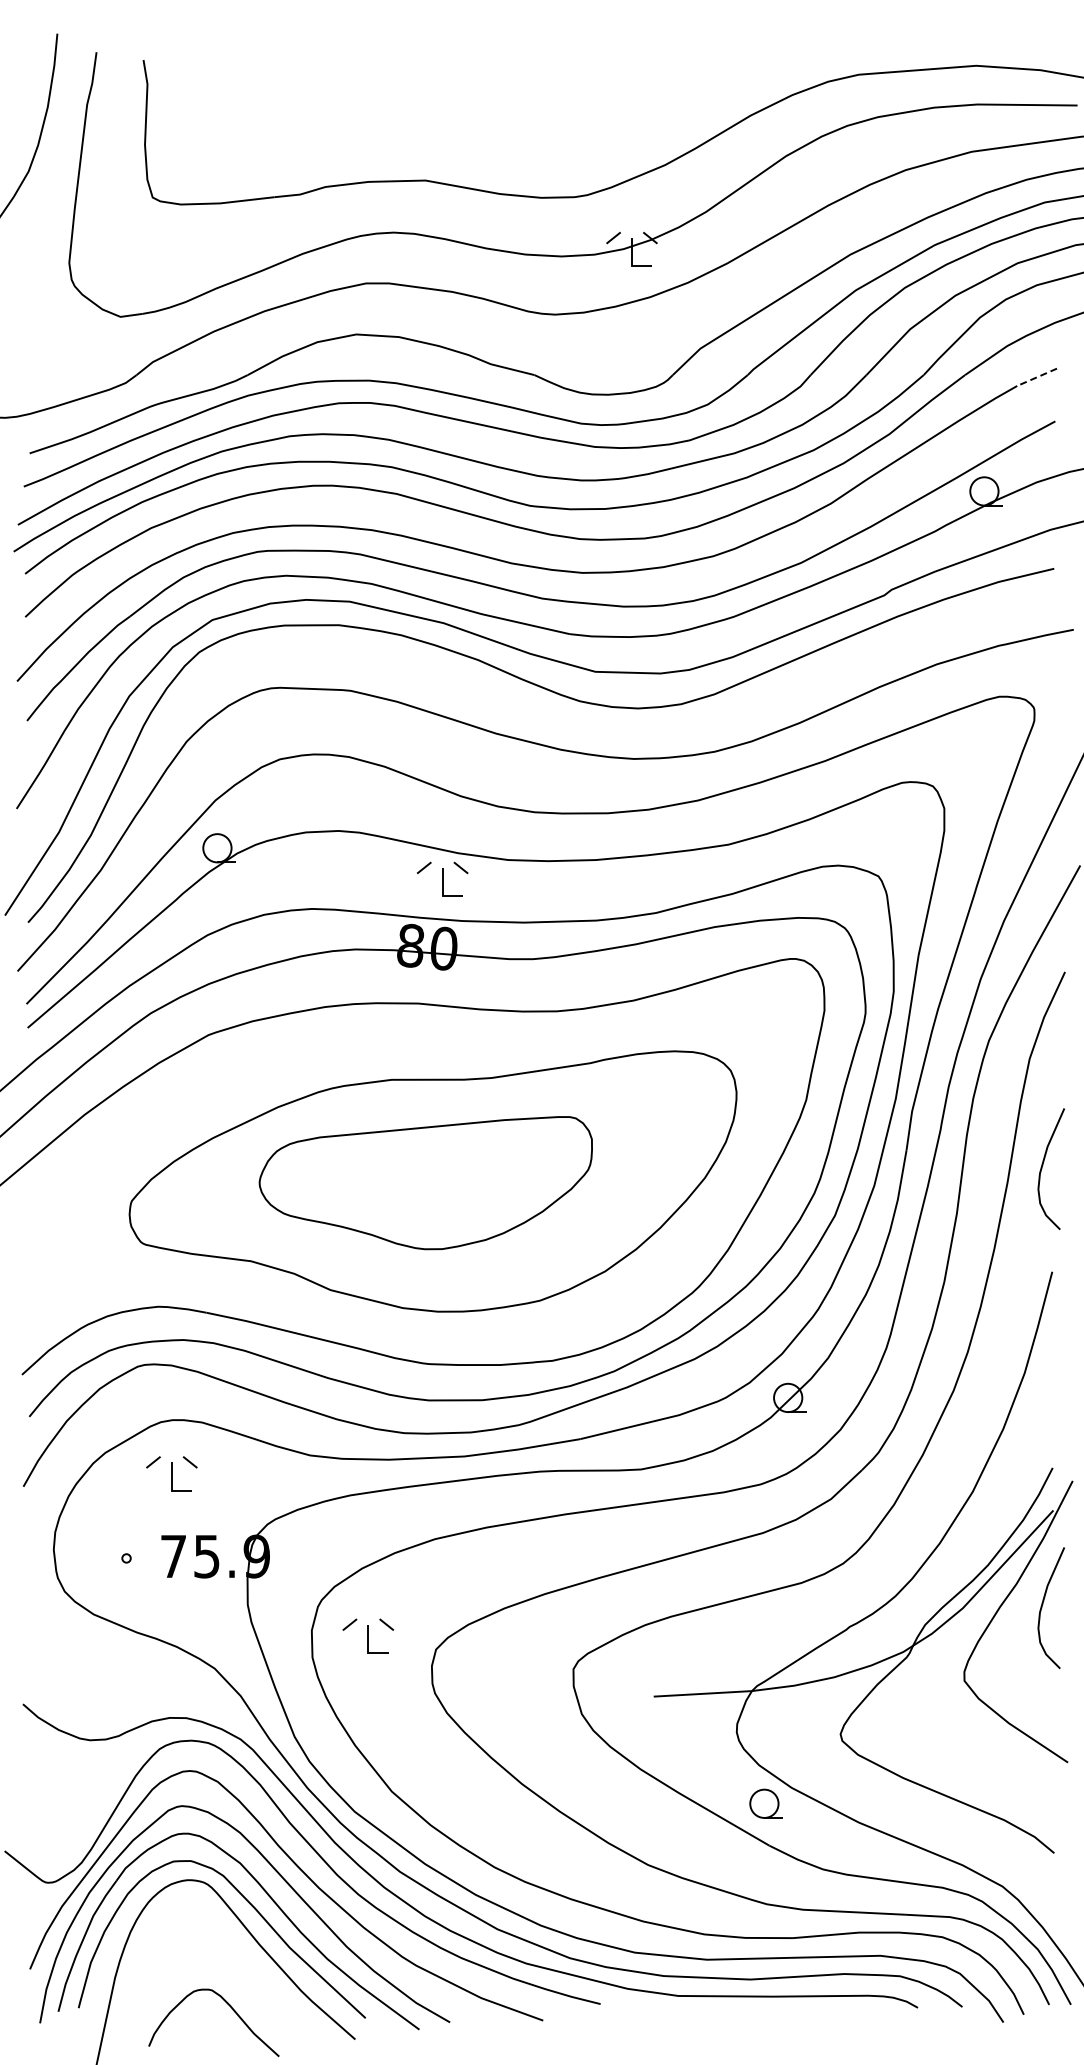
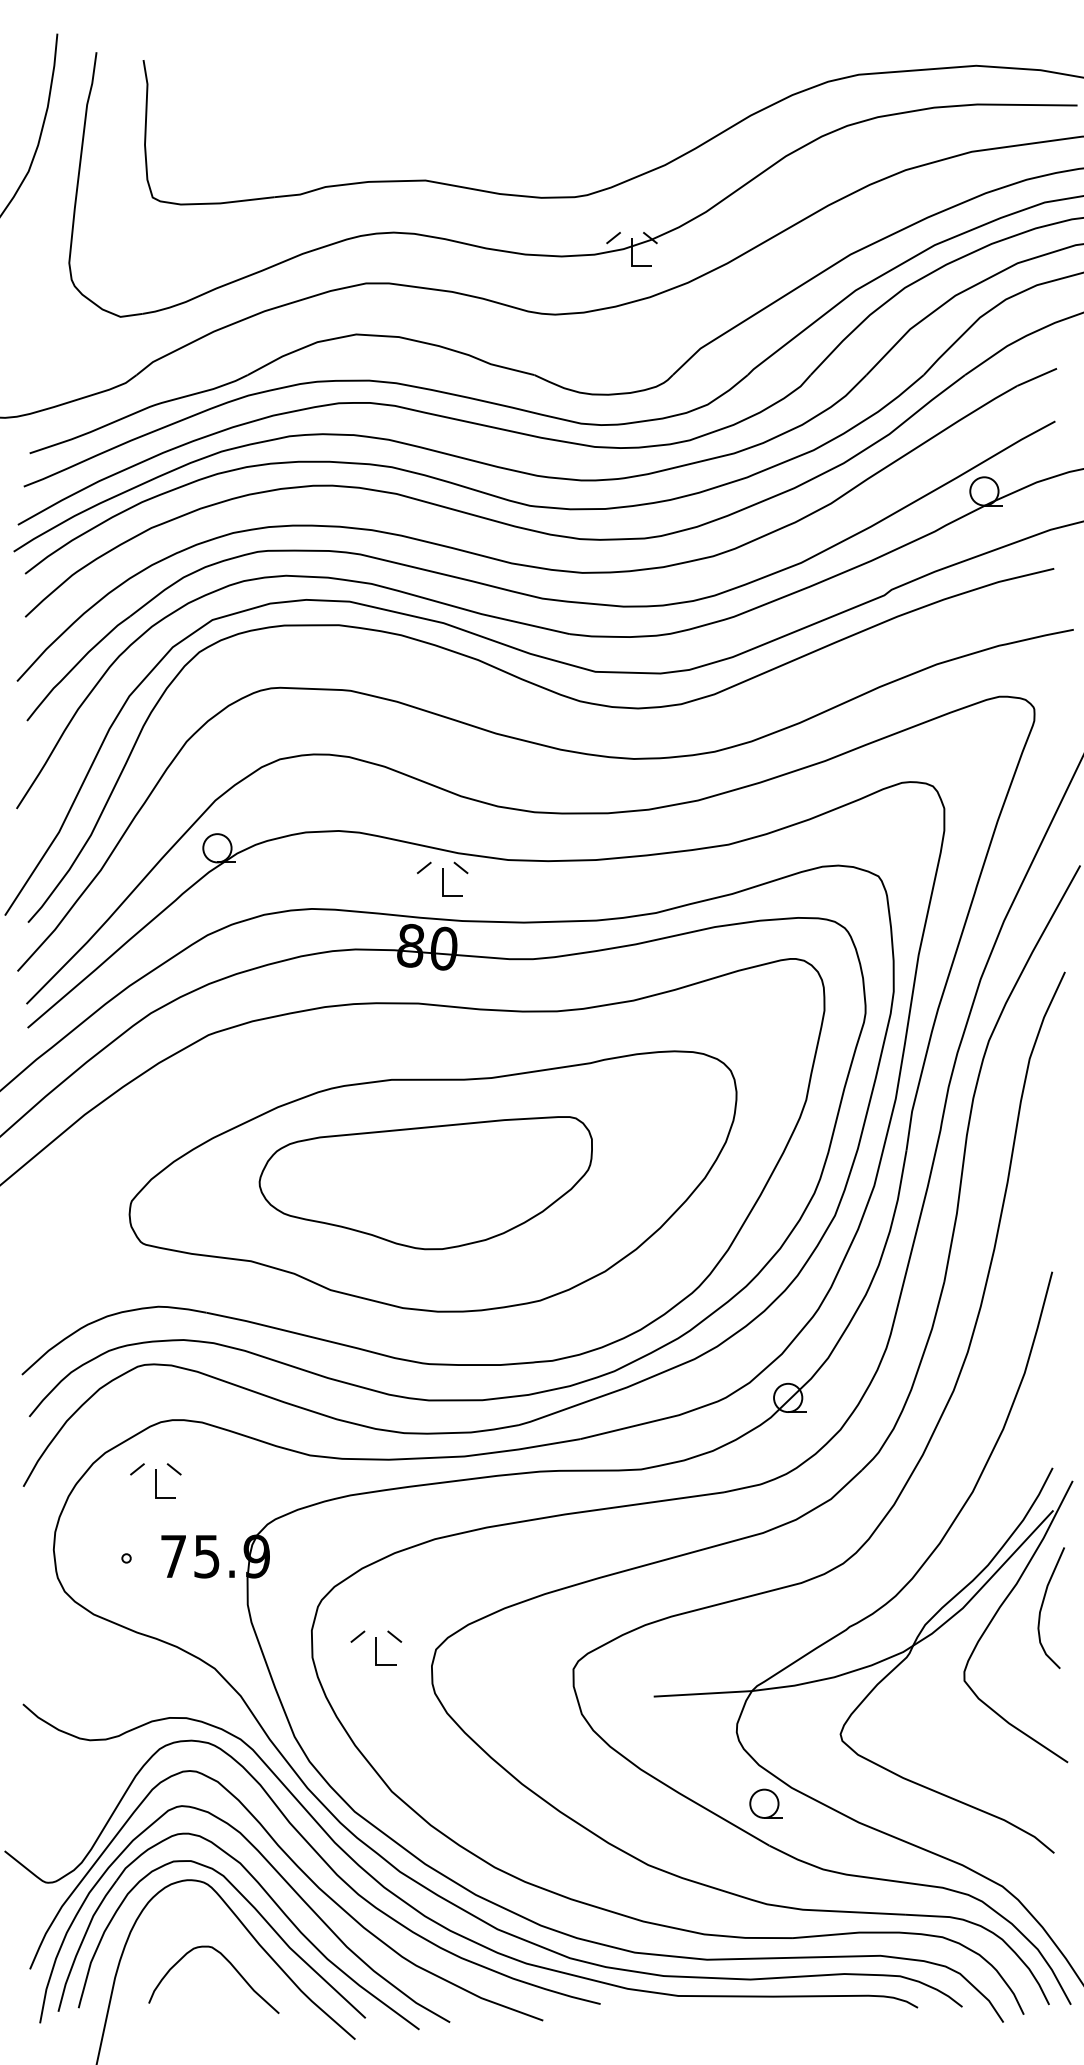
line: dashed -> solid (1037, 377)
curve: present -> none (1042, 1169)
part position: (171, 1473) -> (155, 1480) (155, 1480)
part position: (368, 1635) -> (376, 1647) (376, 1647)
curve position: (232, 2010) -> (232, 1967) (232, 1967)
